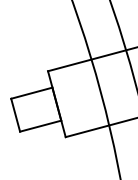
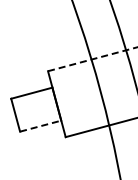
line: solid -> dashed (93, 59)
line: solid -> dashed (41, 126)
